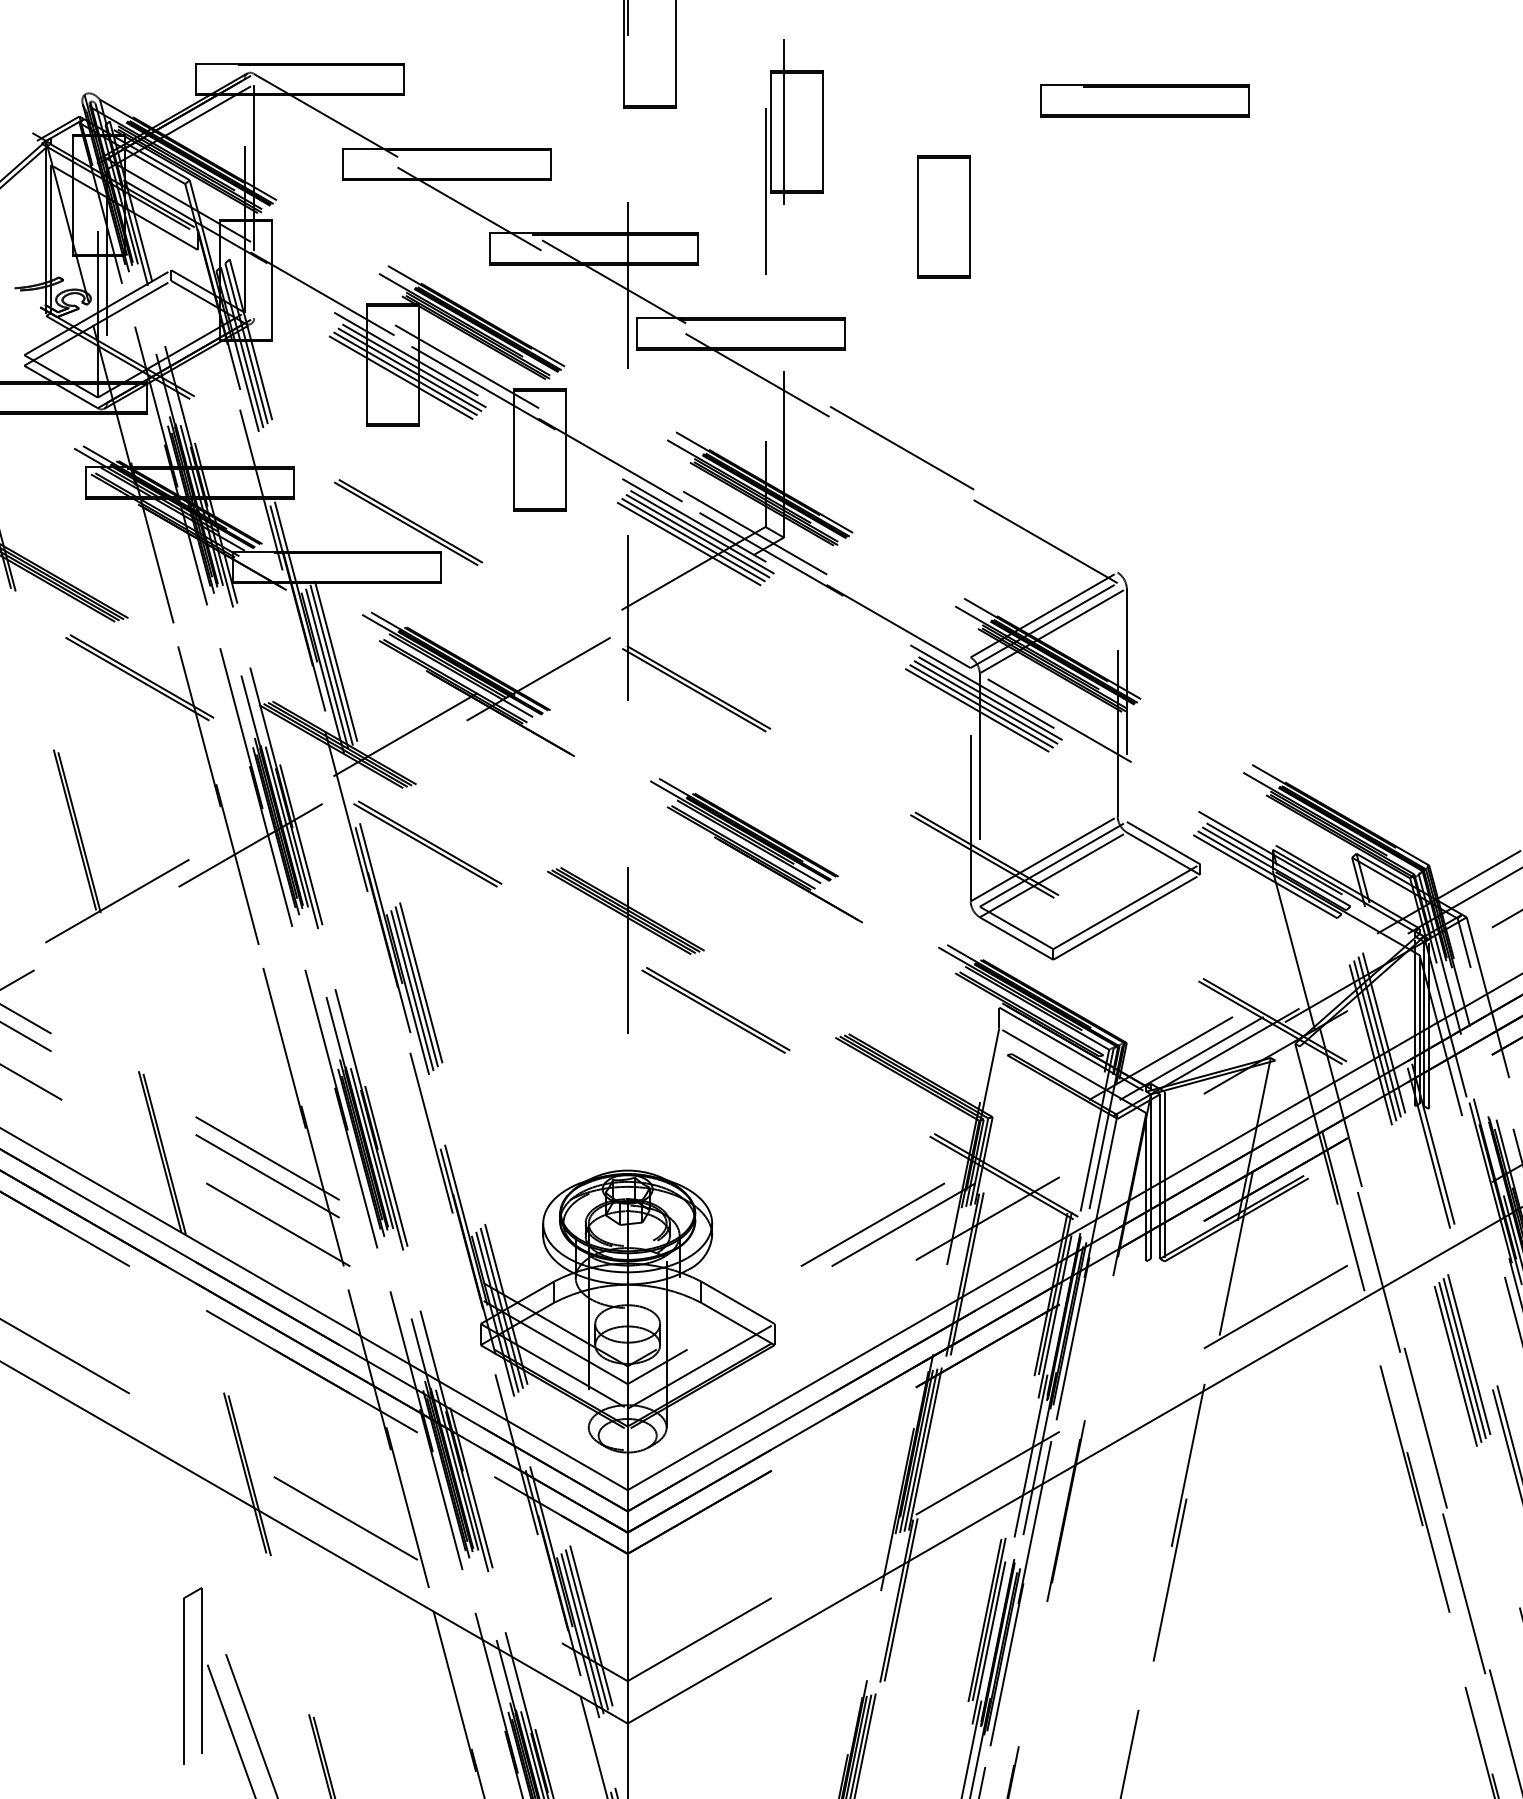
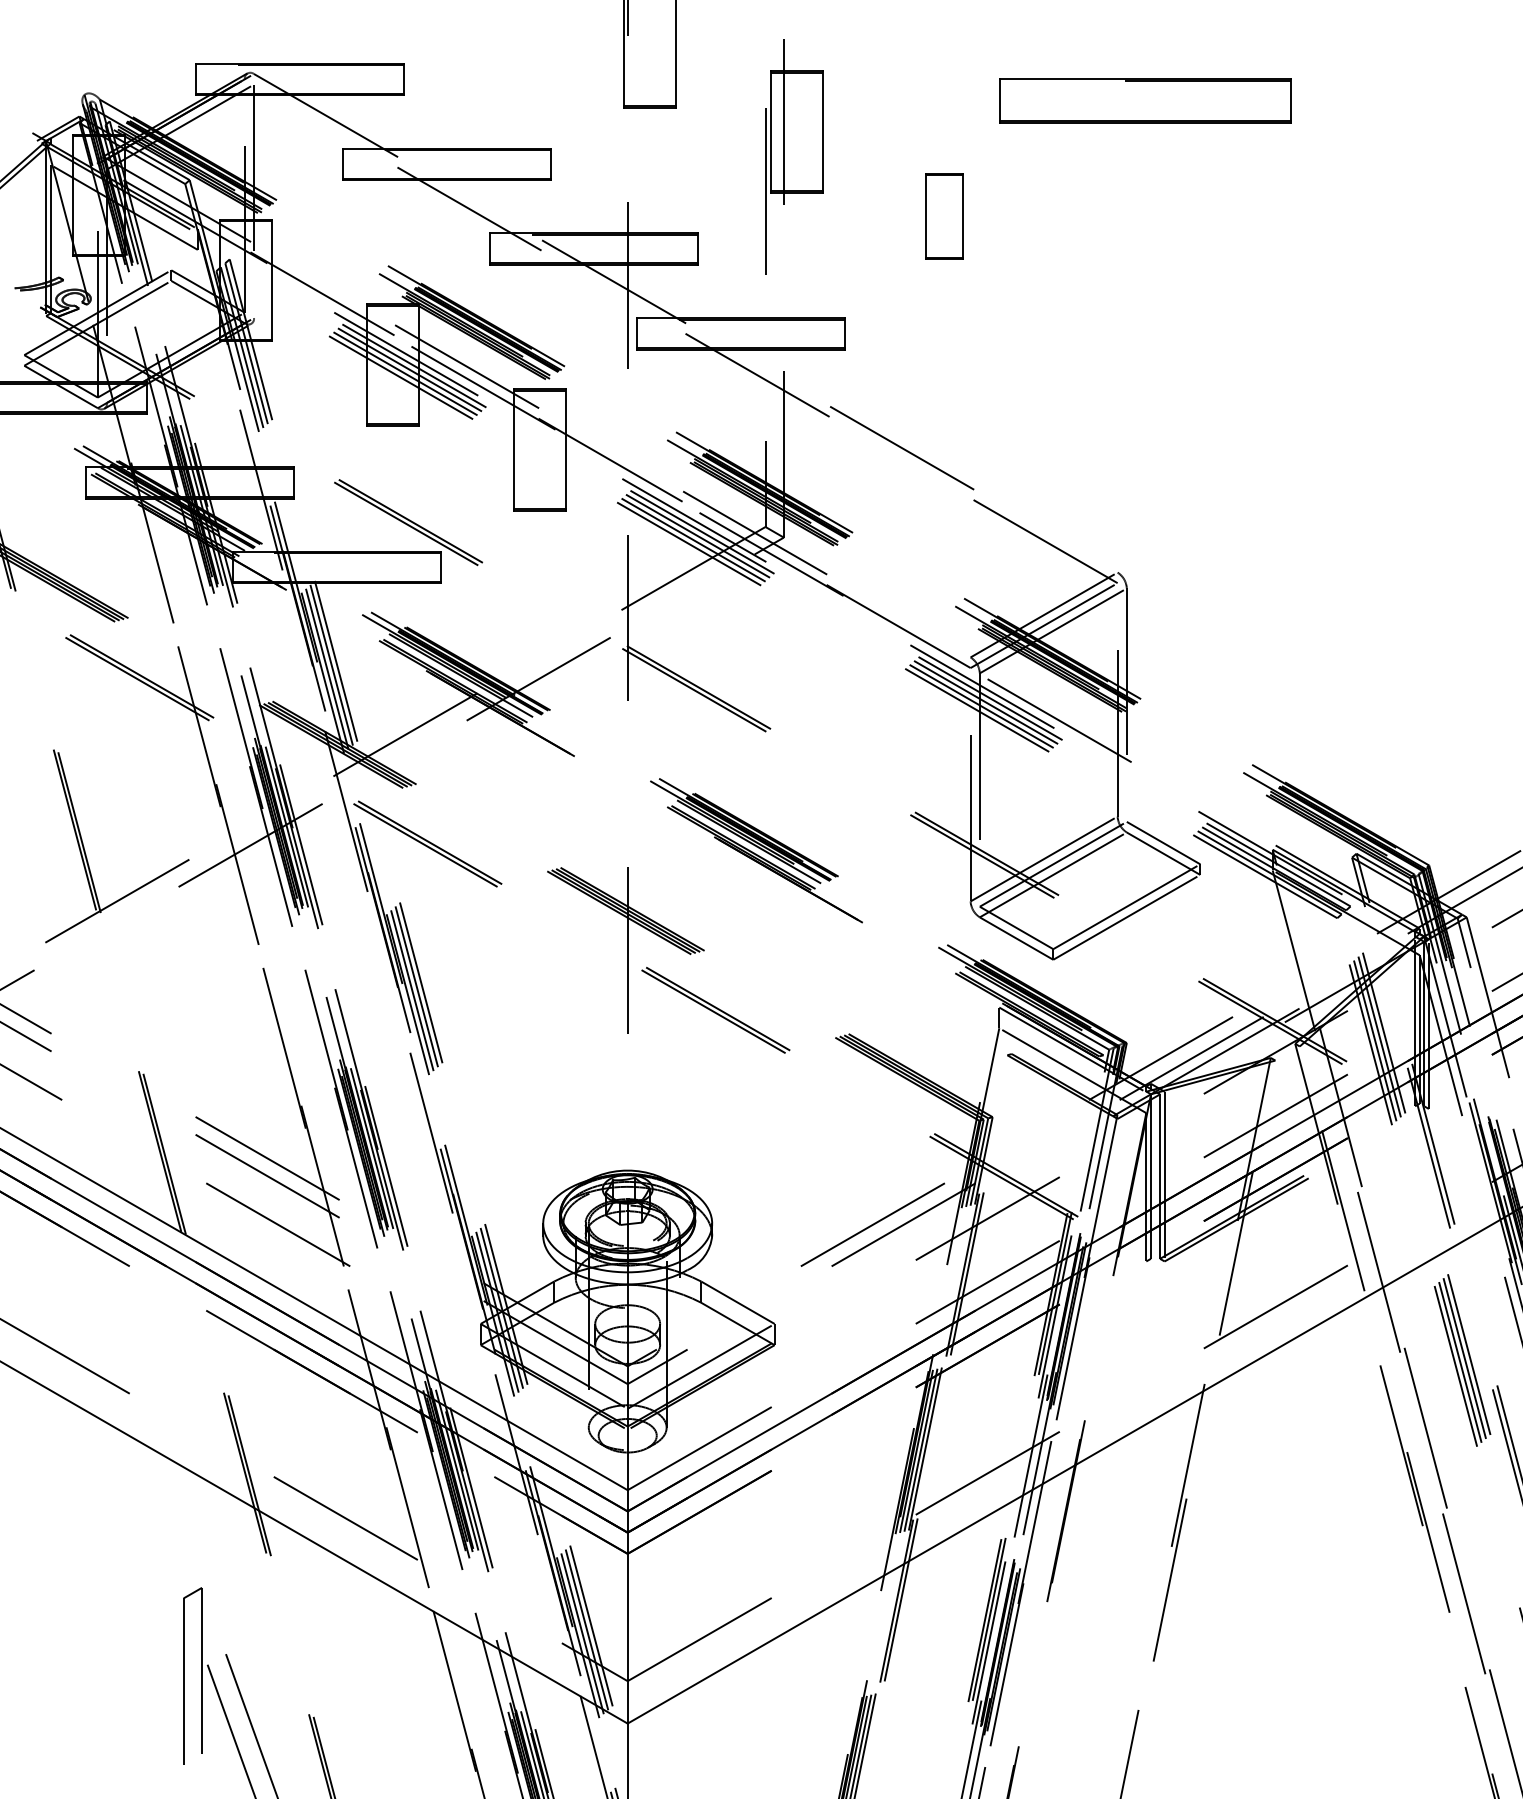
part size: 210x34 px -> 293x46 px (1145, 100)
part size: 54x124 px -> 39x87 px (944, 216)
line: solid -> dashed (1075, 1231)
